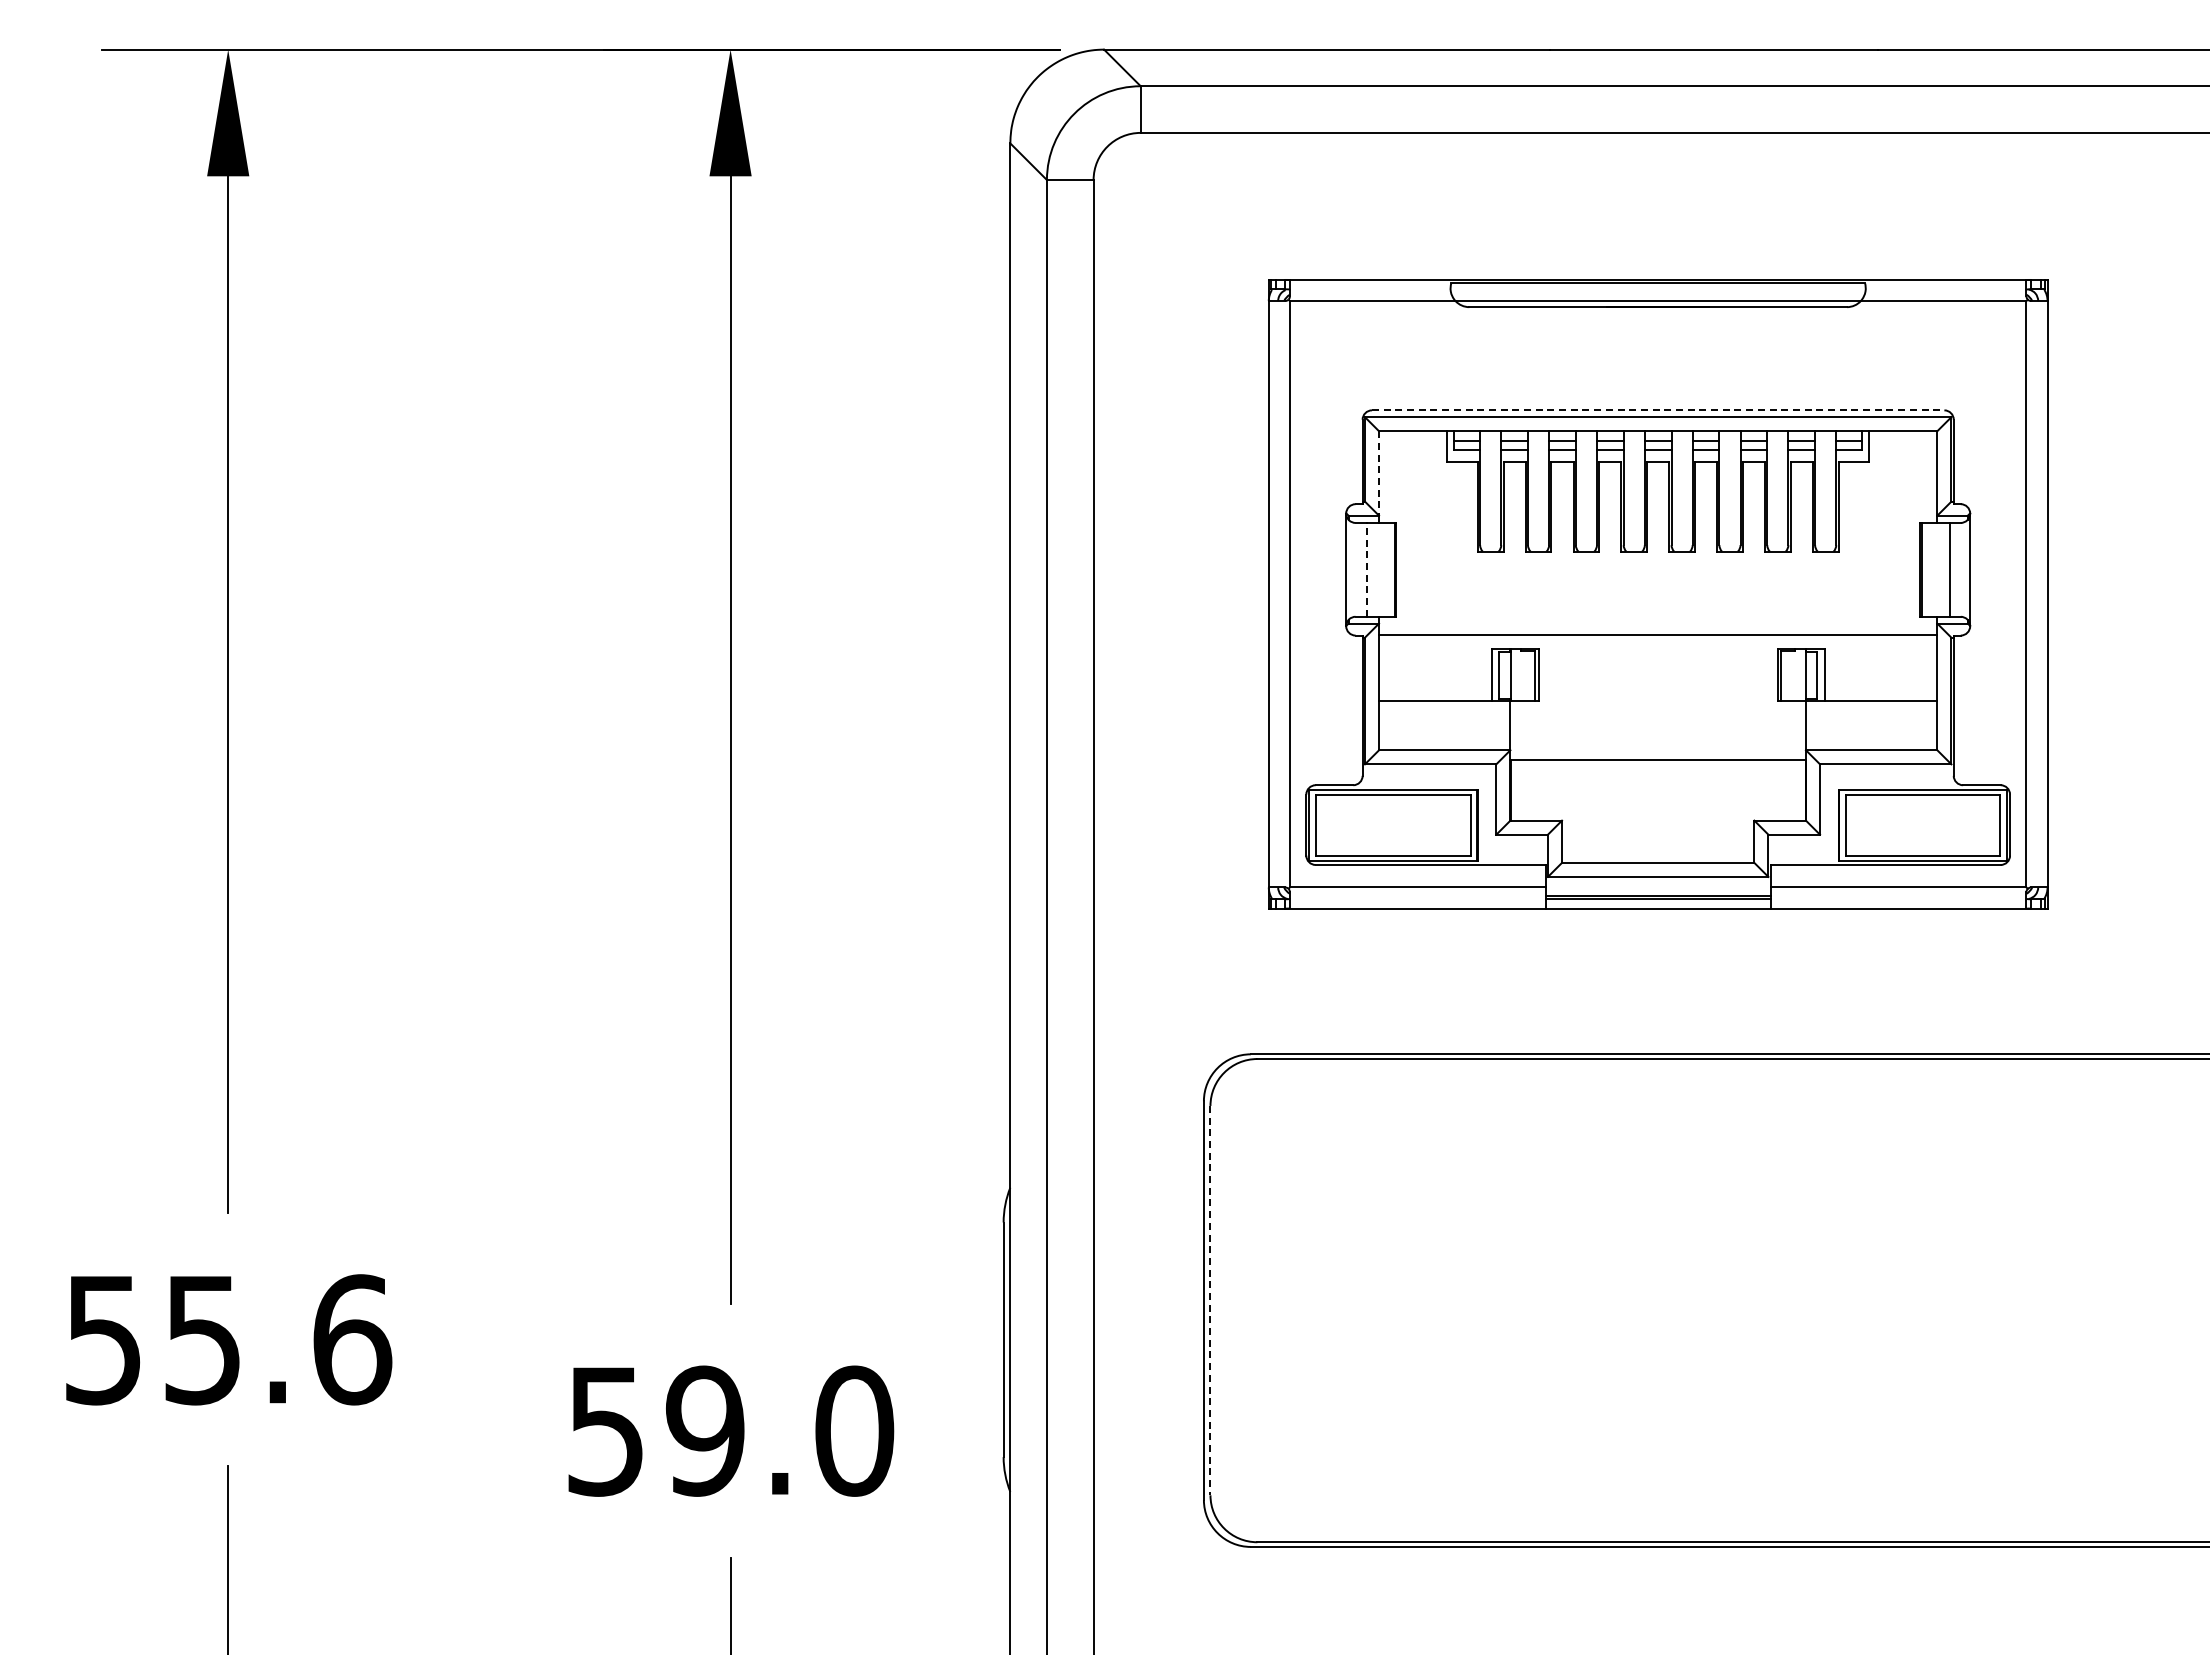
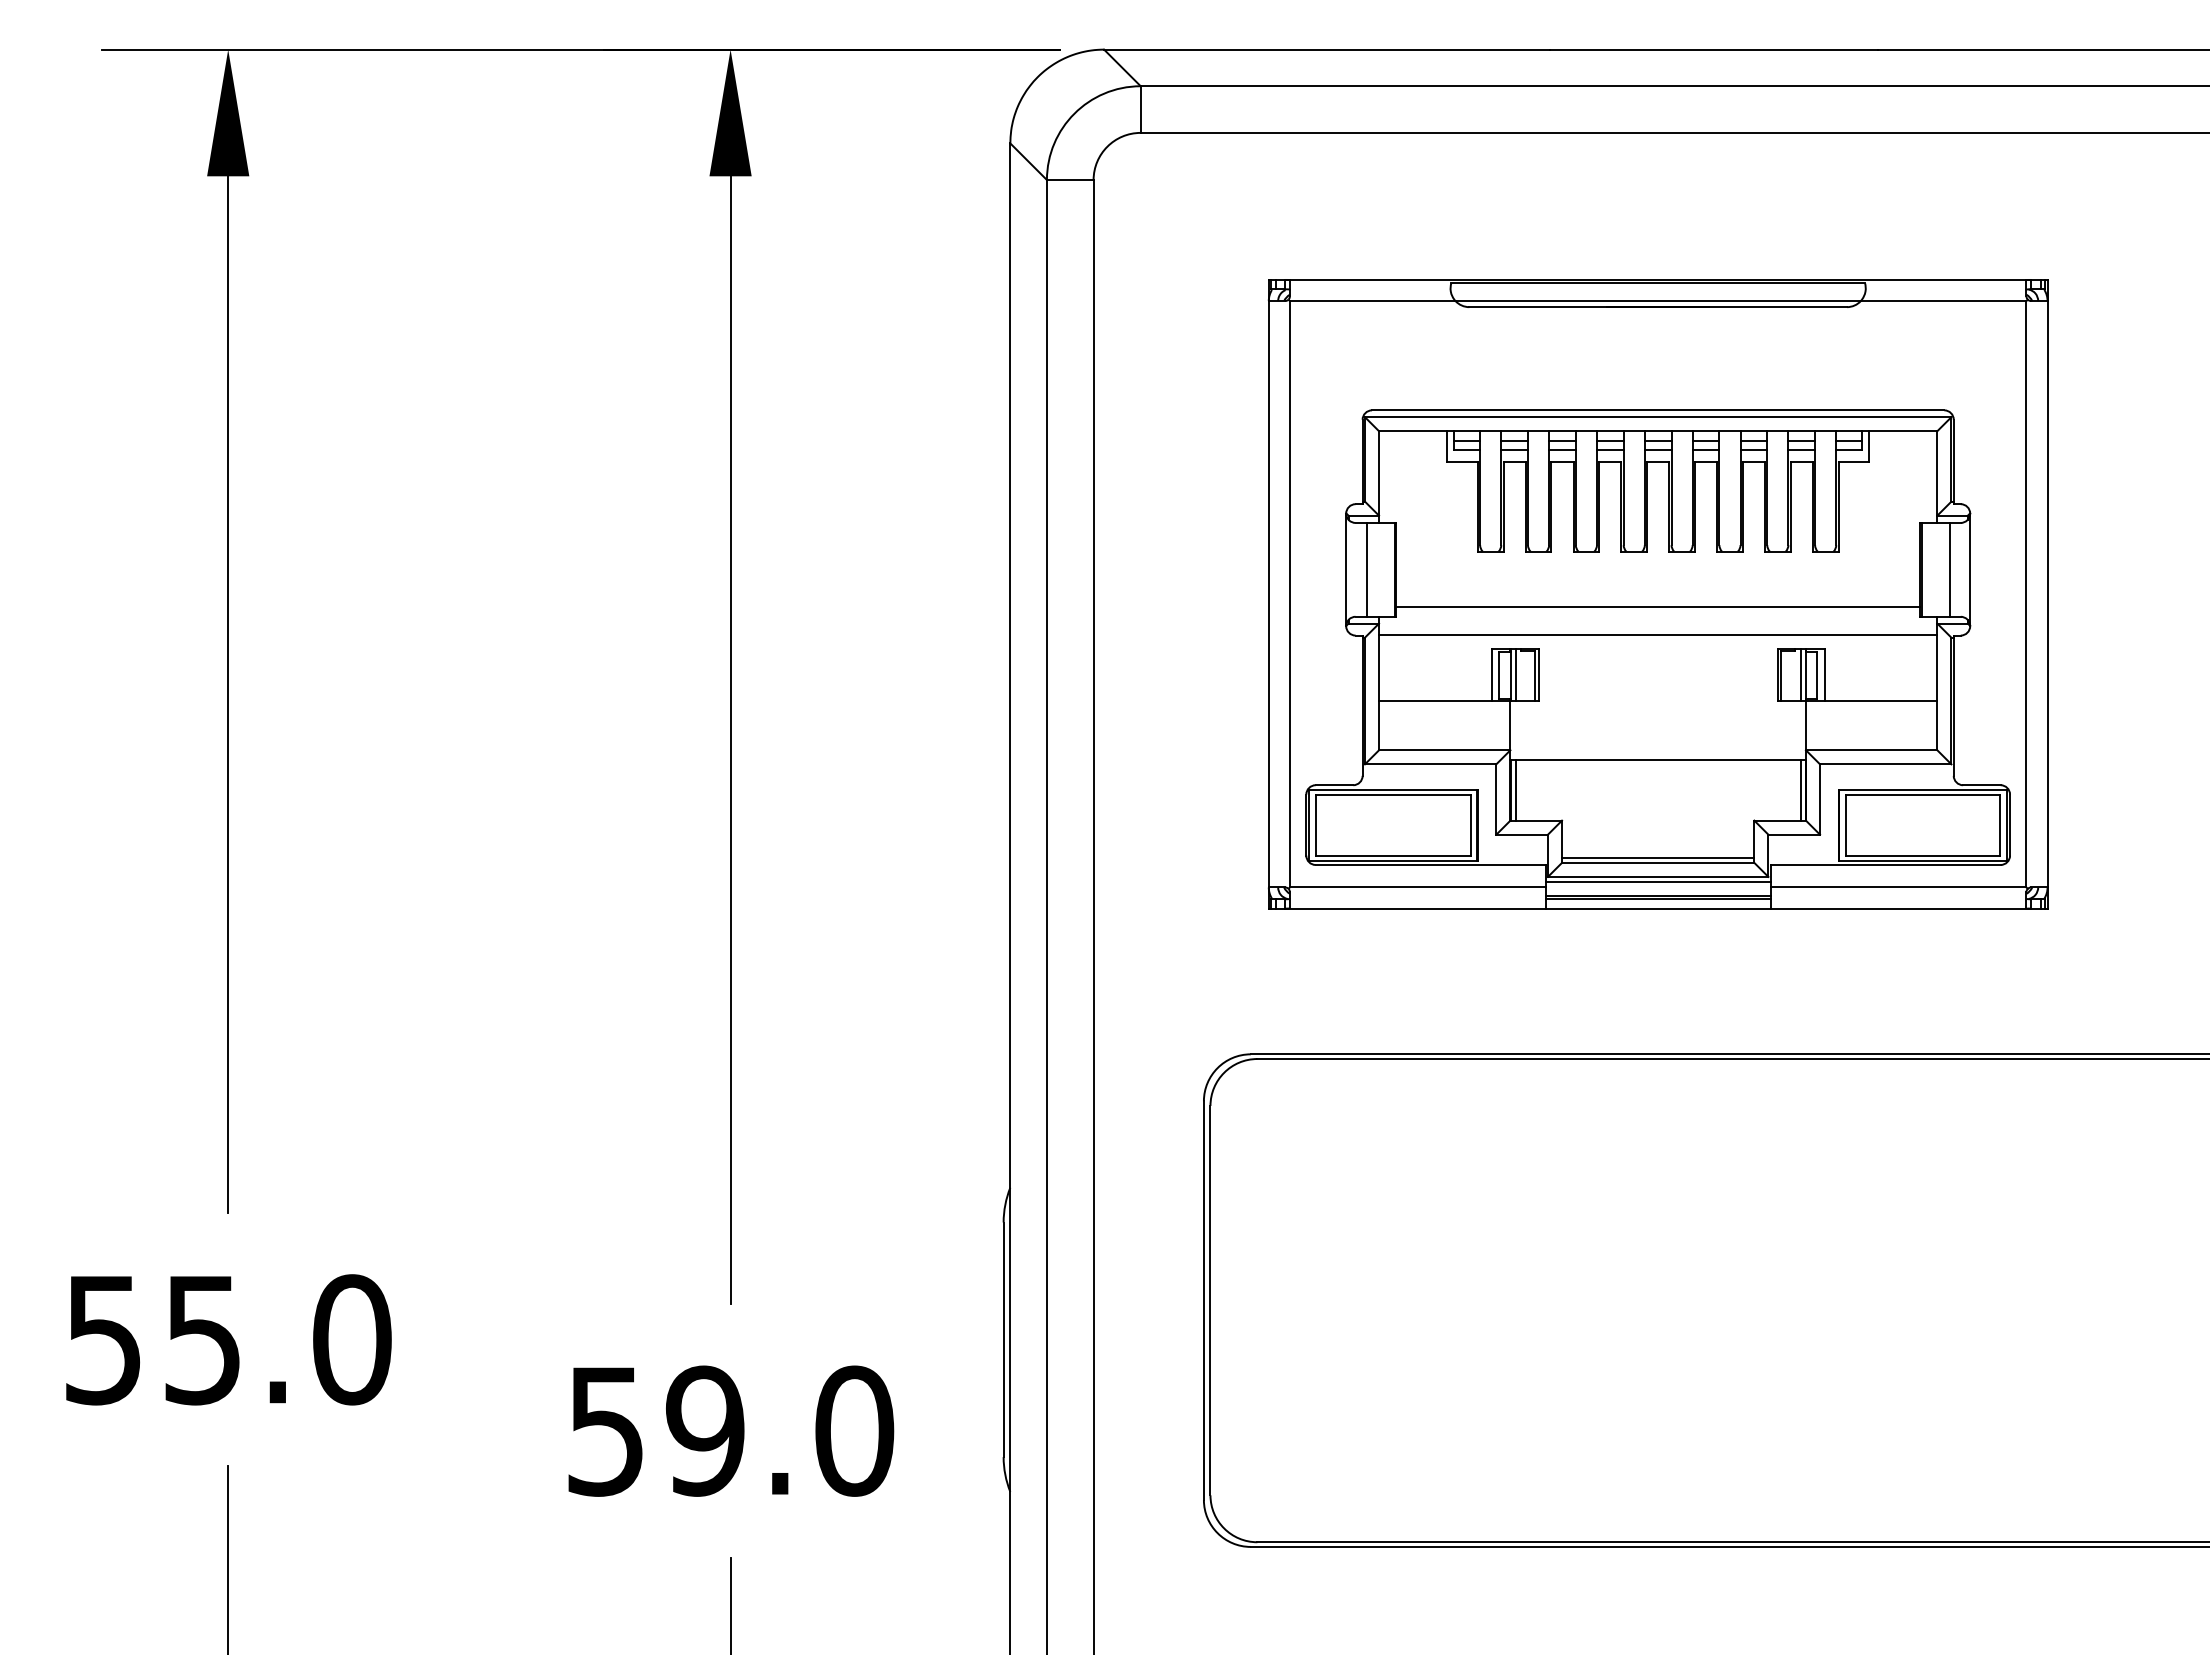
line: dashed -> solid (1658, 410)
line: dashed -> solid (1379, 473)
line: dashed -> solid (1366, 569)
line: none -> present (1658, 607)
line: none -> present (1515, 675)
line: none -> present (1800, 675)
line: none -> present (1515, 789)
line: none -> present (1800, 789)
line: none -> present (1658, 858)
line: none -> present (1657, 881)
line: dashed -> solid (1210, 1300)
text: 55.6 -> 55.0 (352, 1339)
